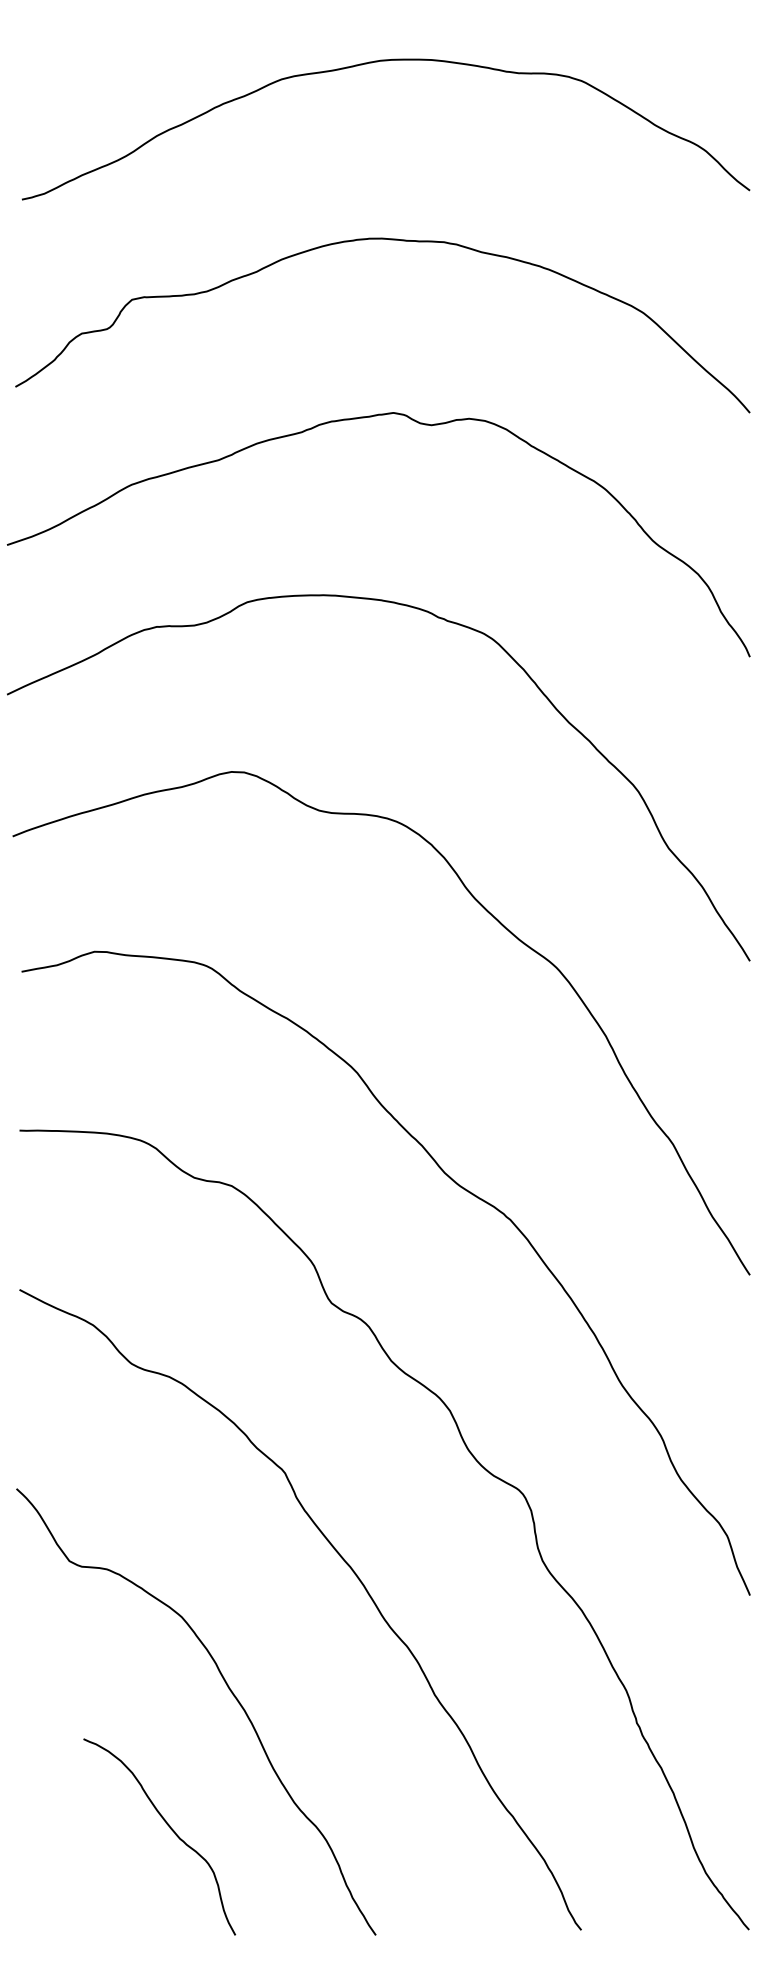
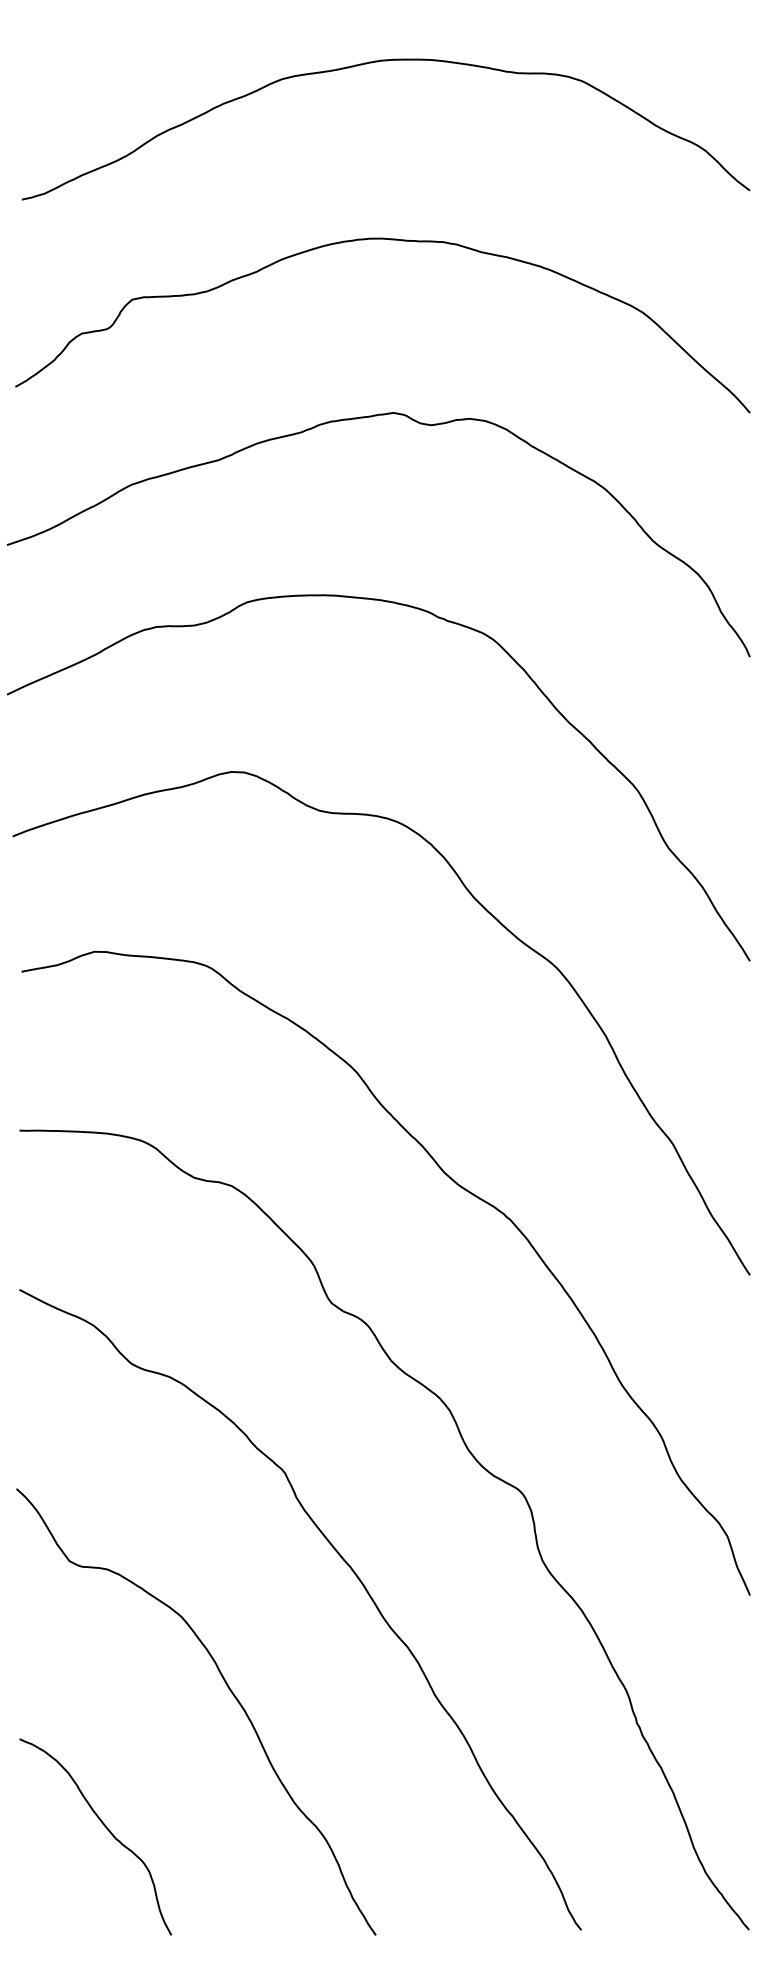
curve position: (170, 1829) -> (106, 1829) (106, 1829)
